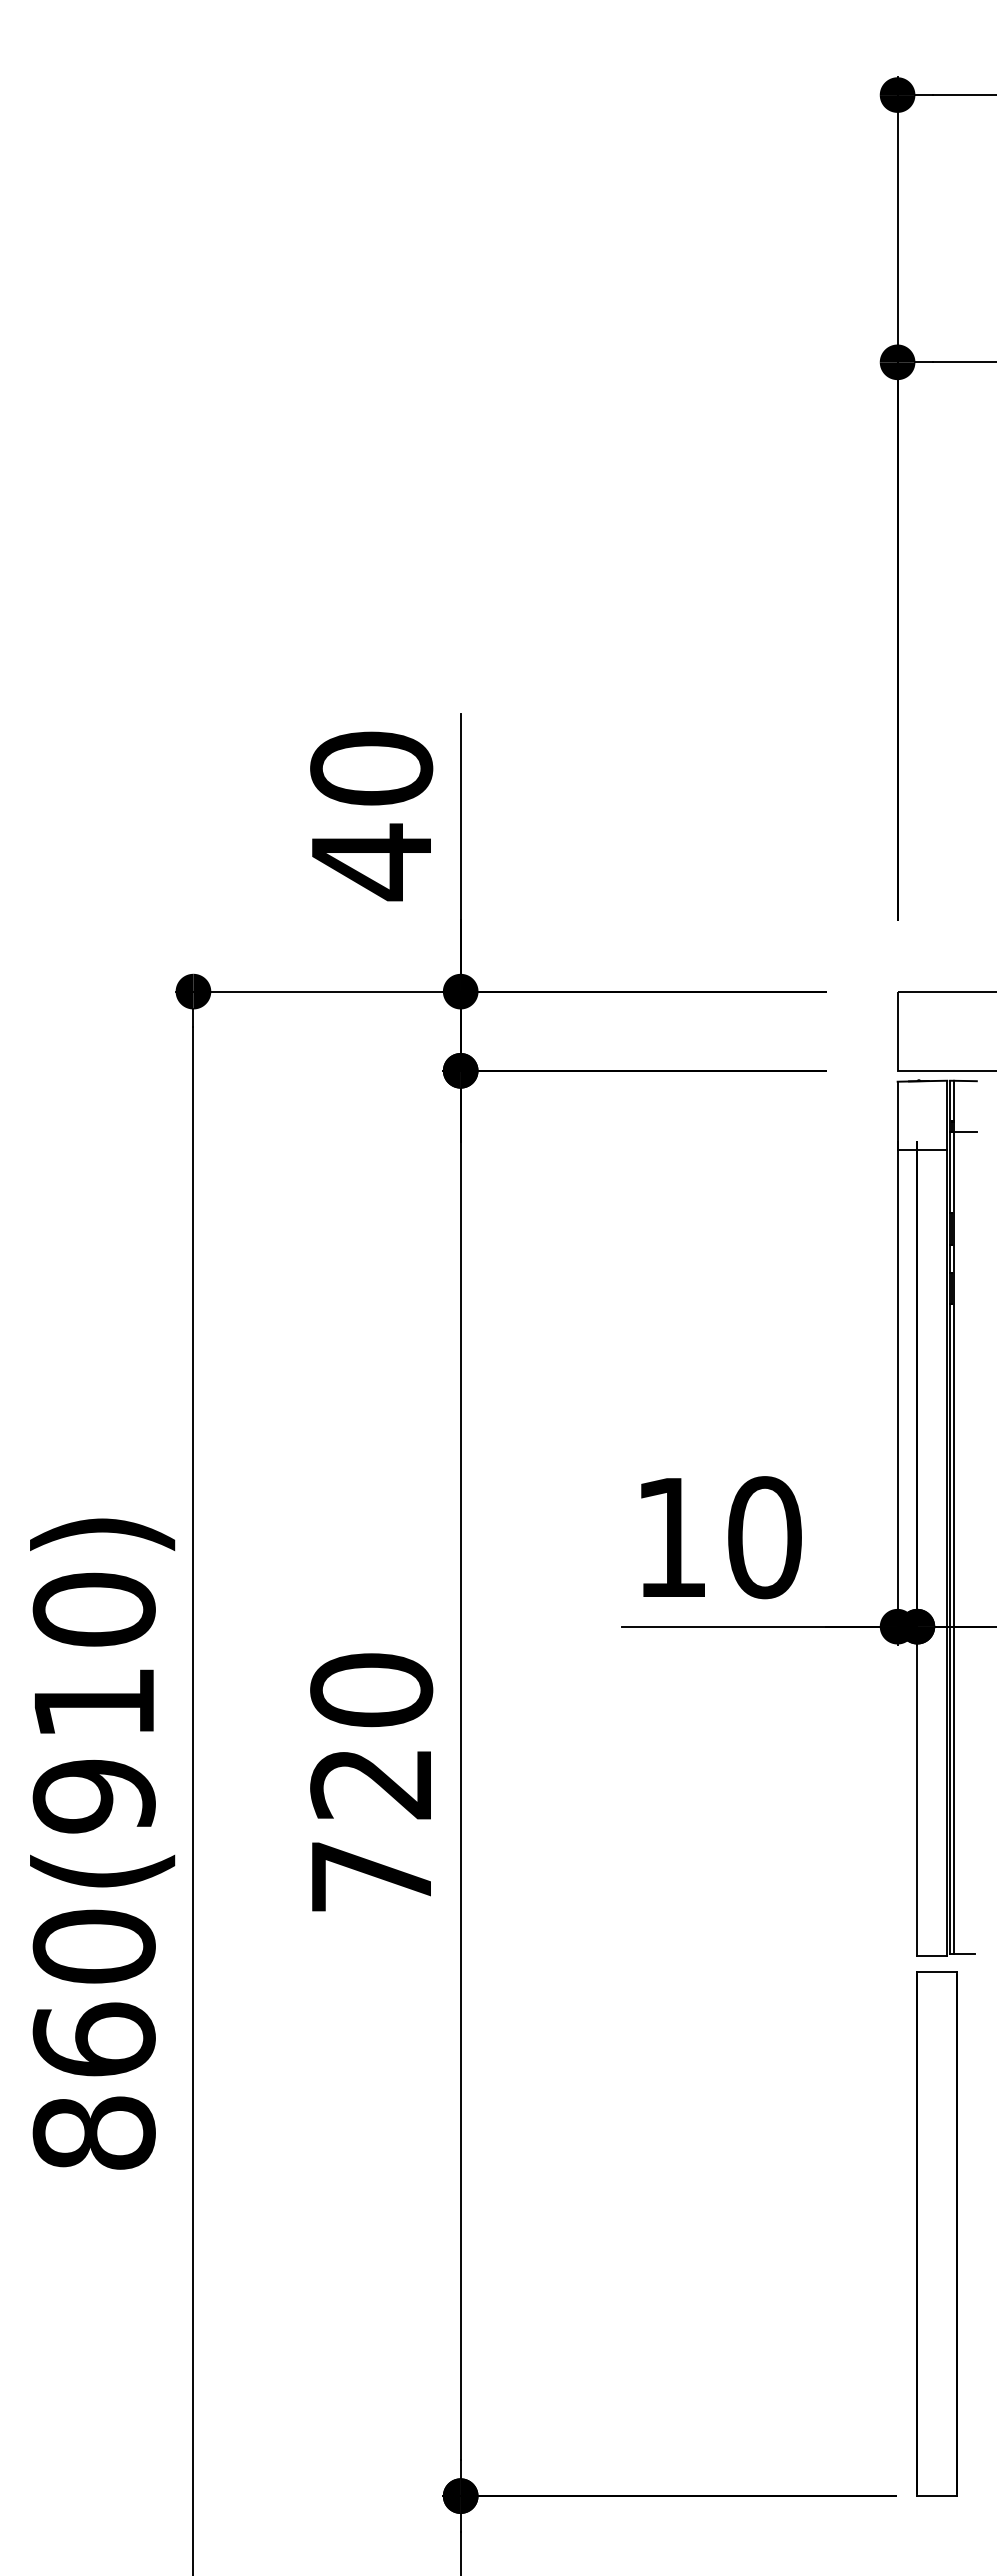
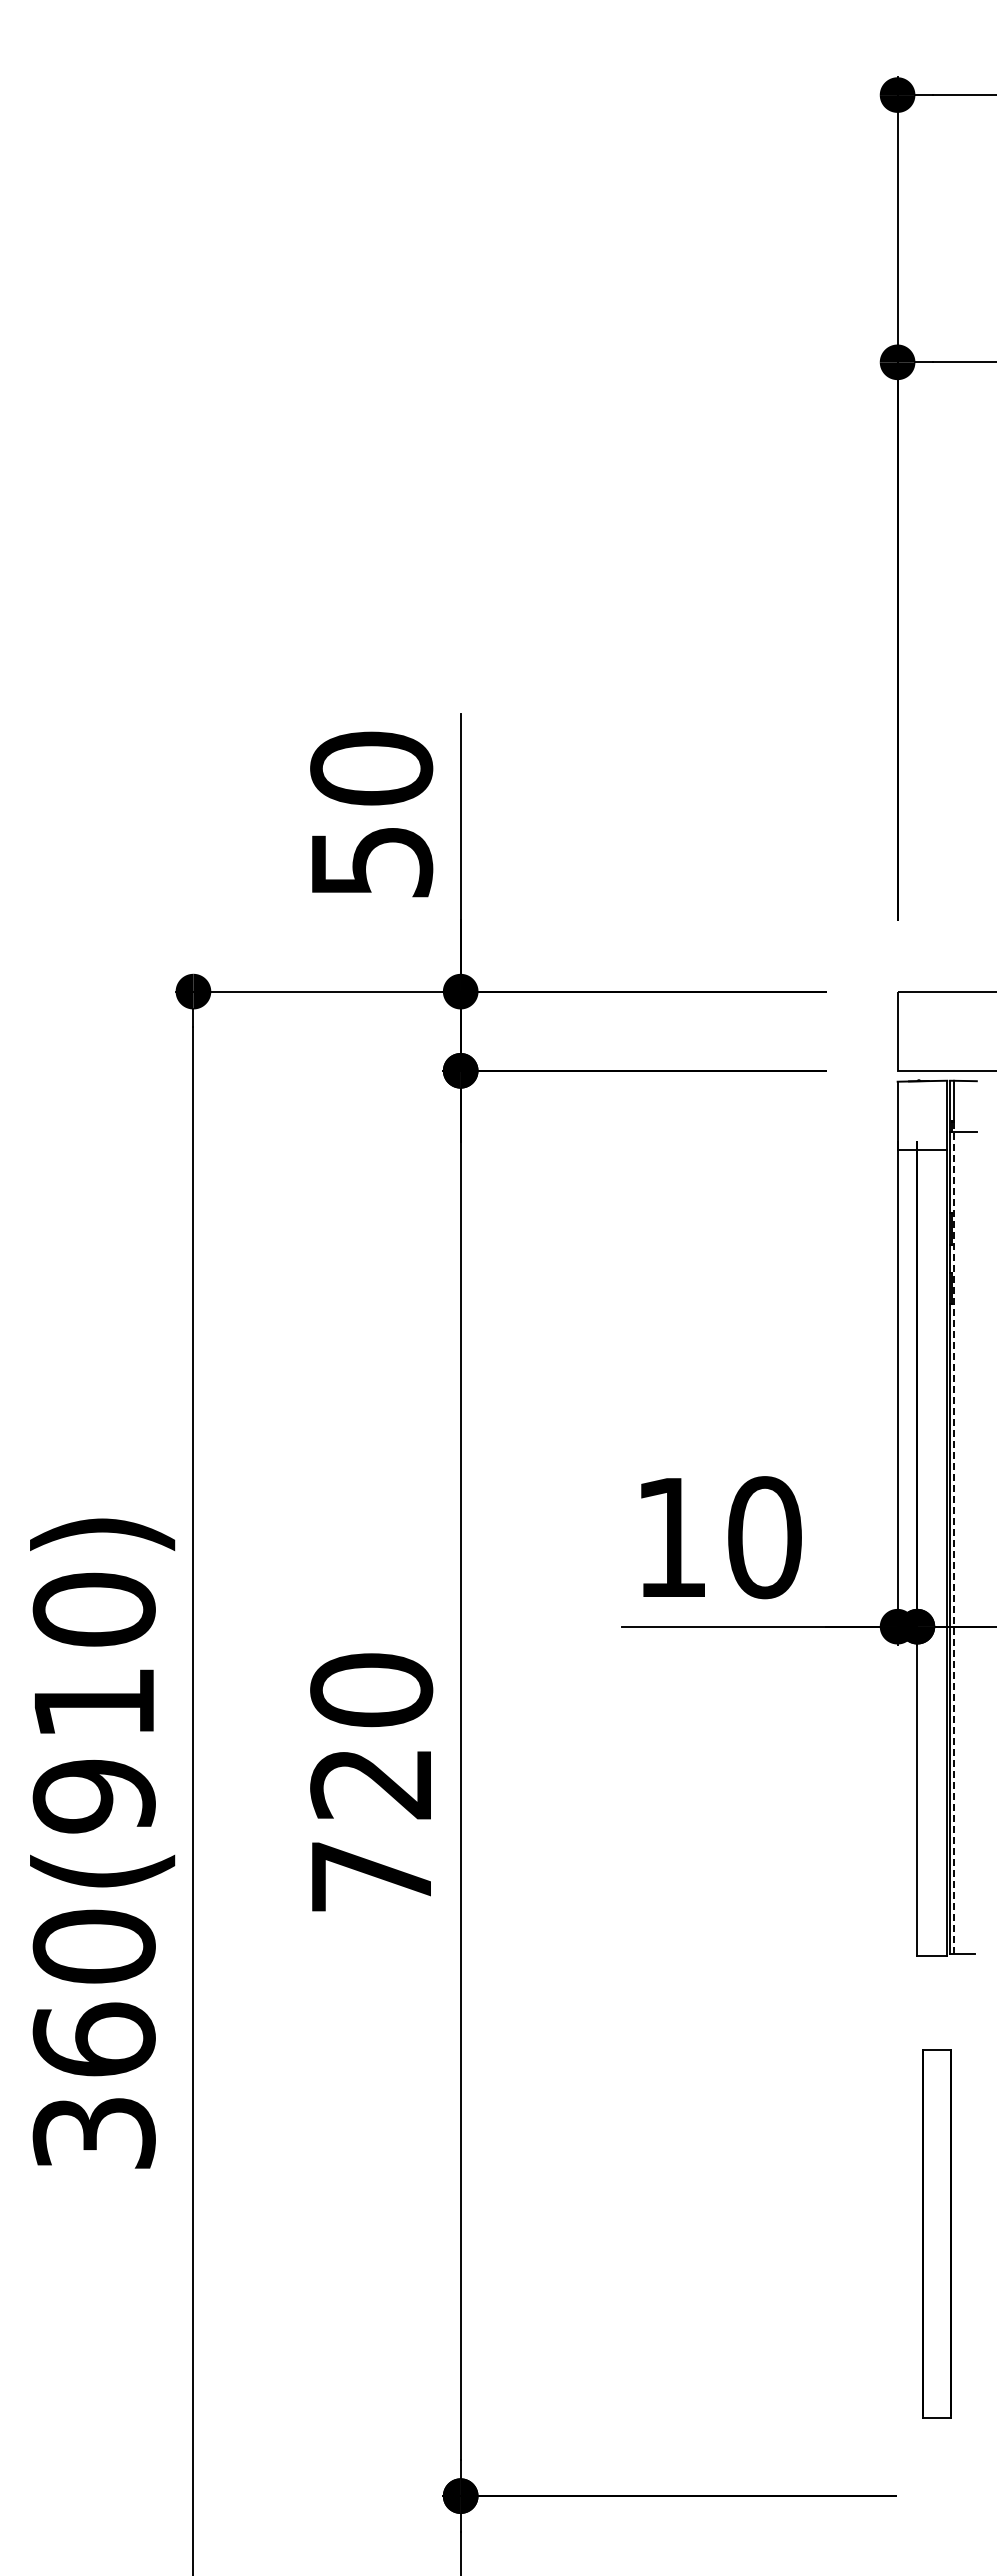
text: 40 -> 50 (372, 862)
line: solid -> dashed (954, 1538)
text: 860(910) -> 360(910) (93, 2132)
part size: 42x526 px -> 30x370 px (936, 2233)
